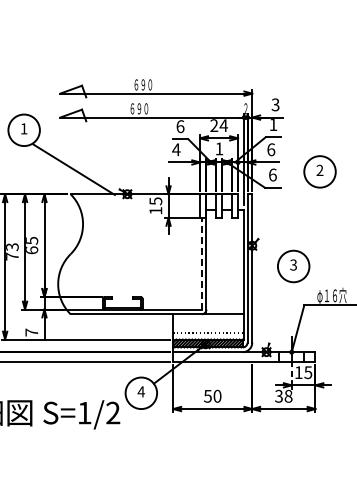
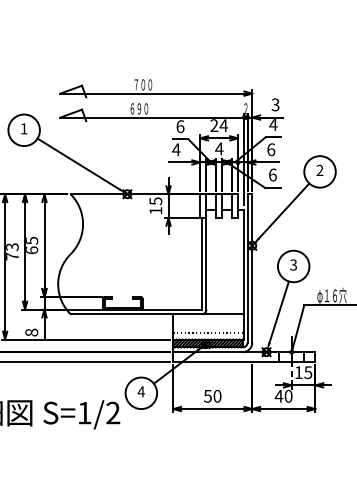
text: ６９０ -> ７００ (139, 84)
text: 1 -> 4 (273, 124)
text: 1 -> 4 (219, 148)
line position: (73, 169) -> (77, 163) (77, 163)
line: none -> present (284, 210)
line: dashed -> solid (201, 263)
line: none -> present (278, 311)
text: 7 -> 8 (31, 332)
text: 38 -> 40 (283, 395)
